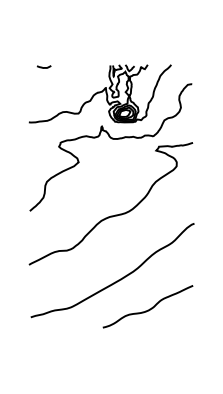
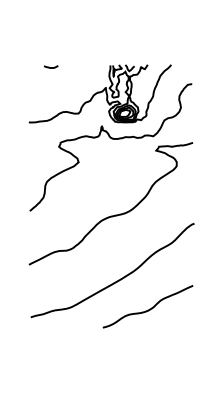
curve position: (42, 66) -> (49, 66) (49, 66)
